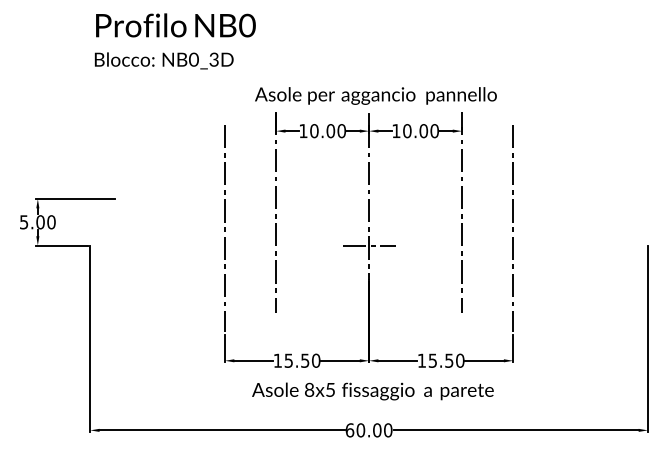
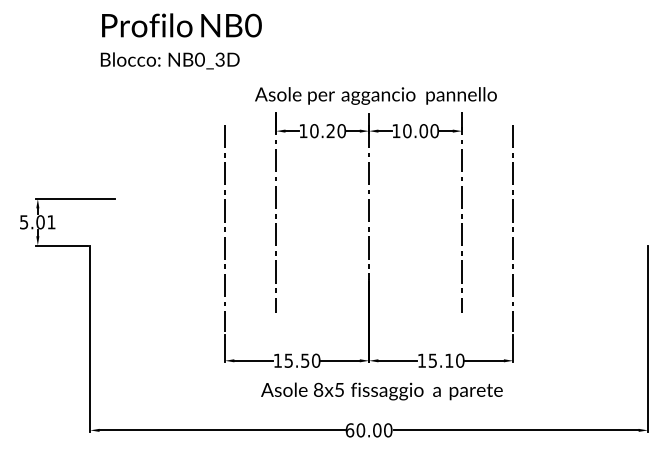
text position: (174, 41) -> (180, 41) (180, 41)
text: 10.00 -> 10.20 (330, 131)
text: 5.00 -> 5.01 (51, 222)
line: present -> none (369, 245)
text: 15.50 -> 15.10 (449, 360)
text position: (372, 391) -> (381, 391) (381, 391)
